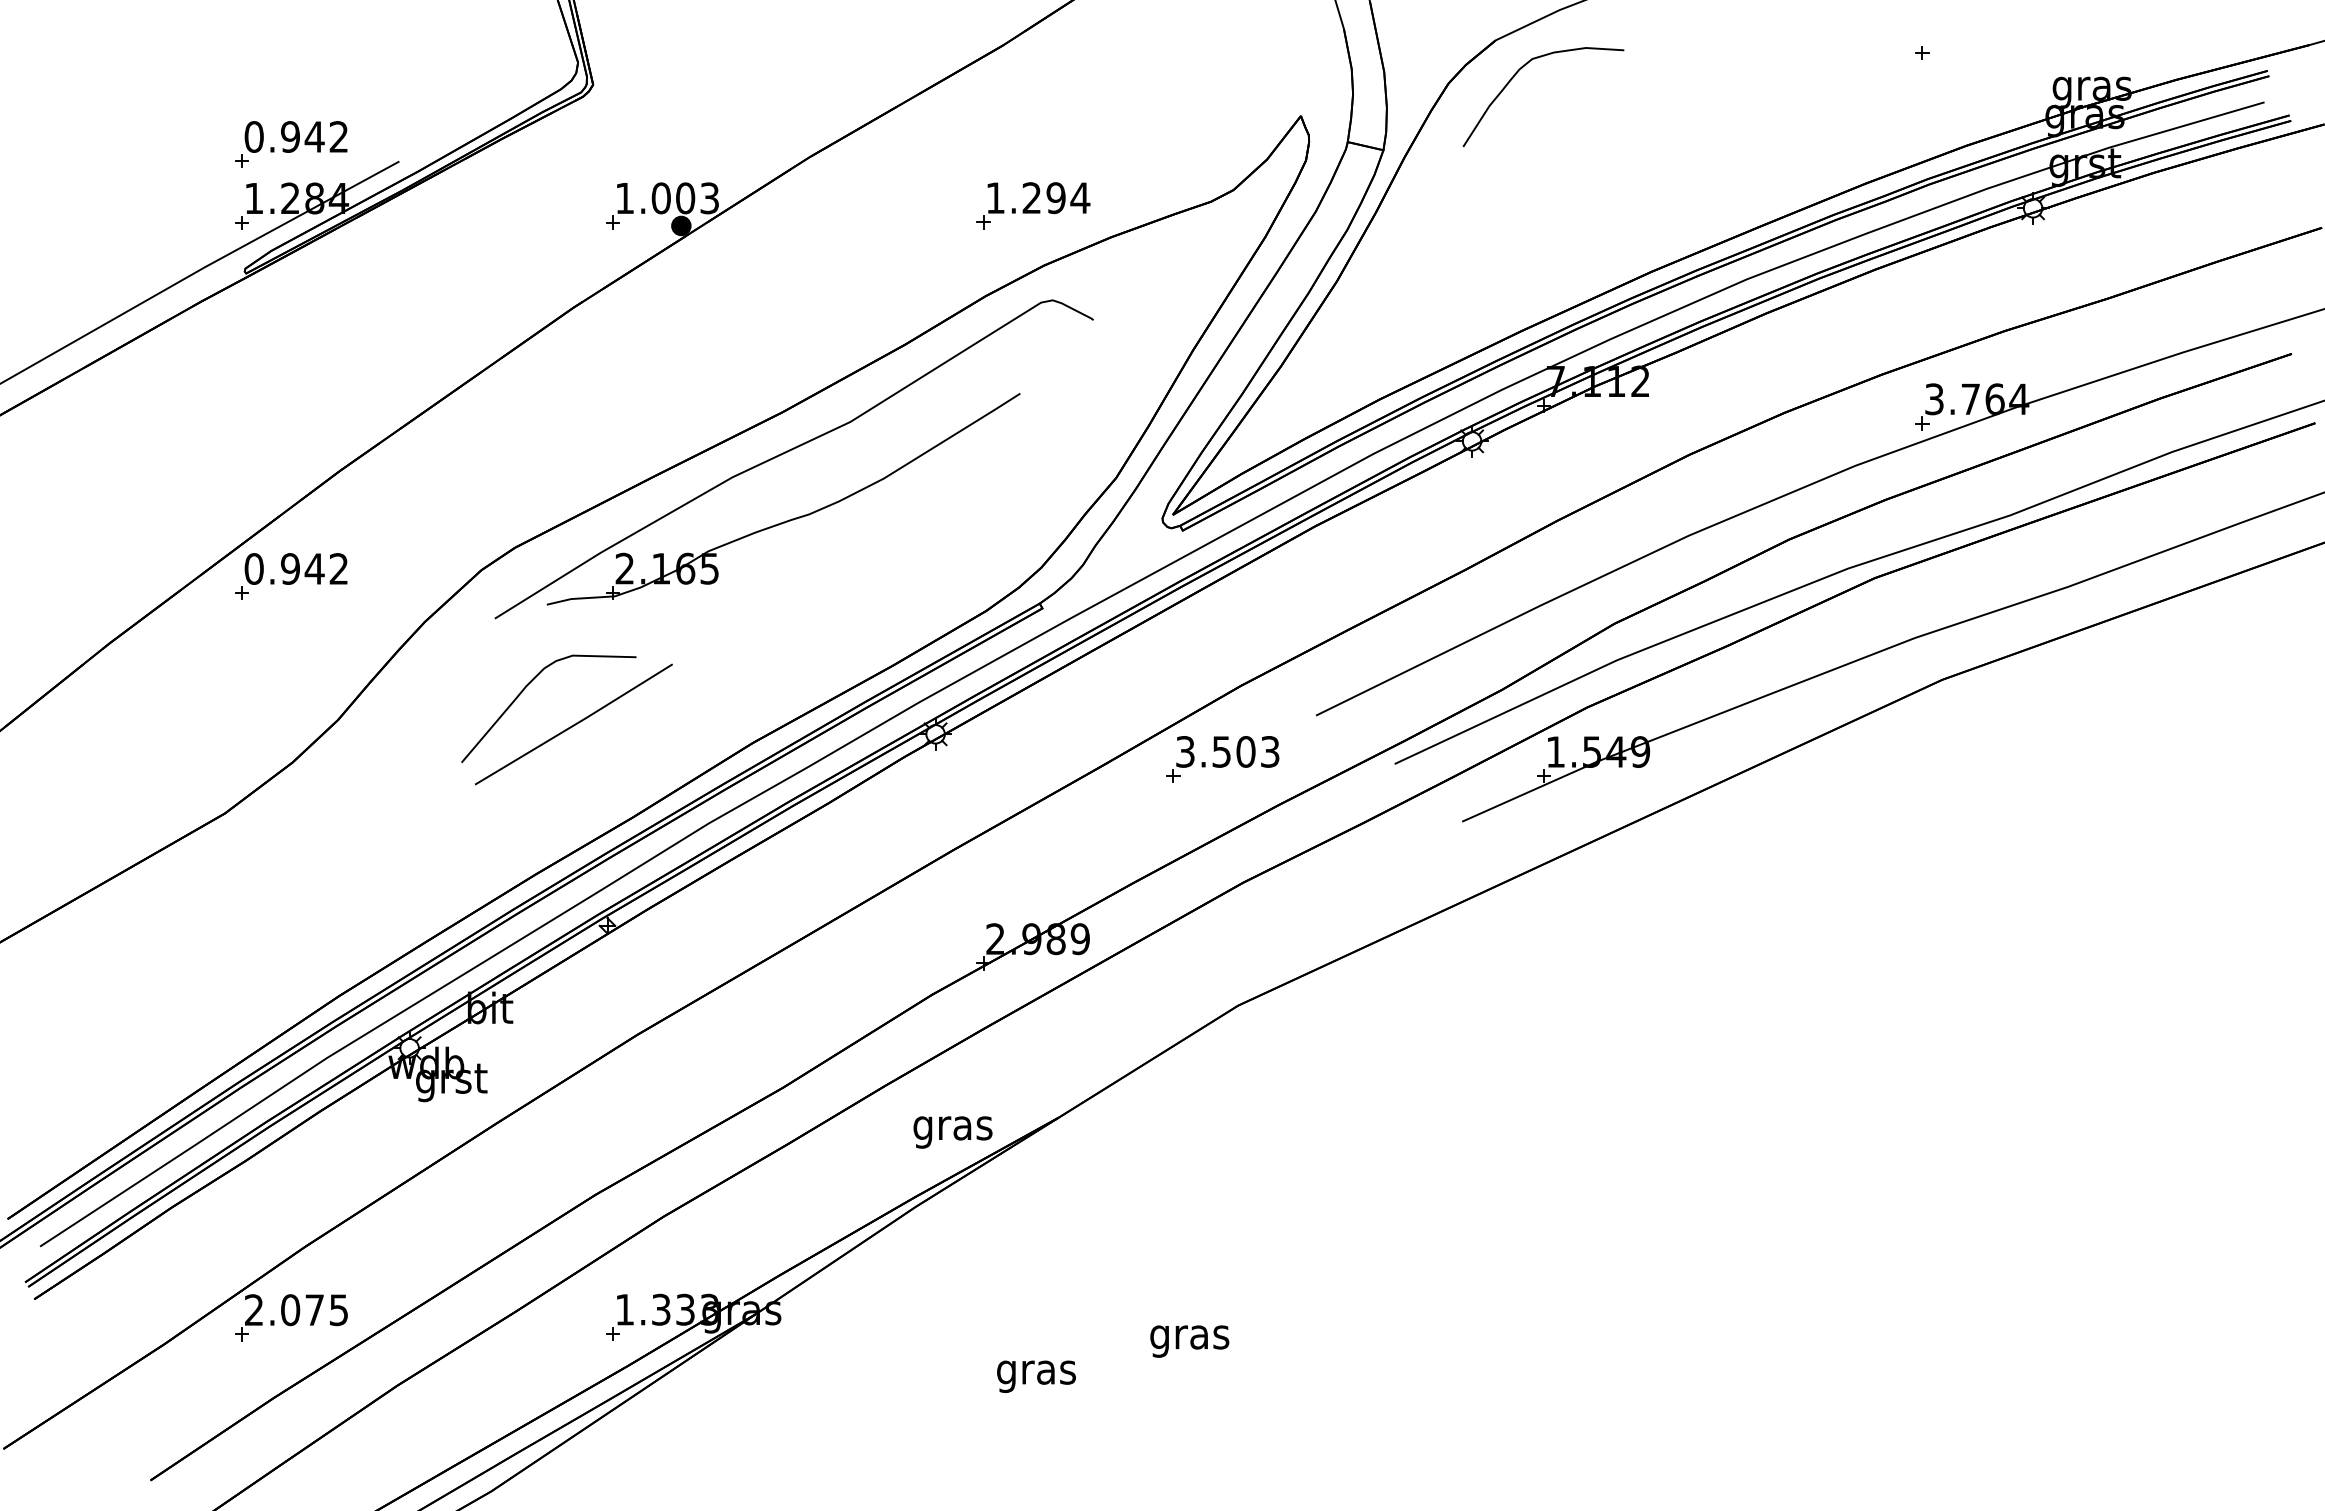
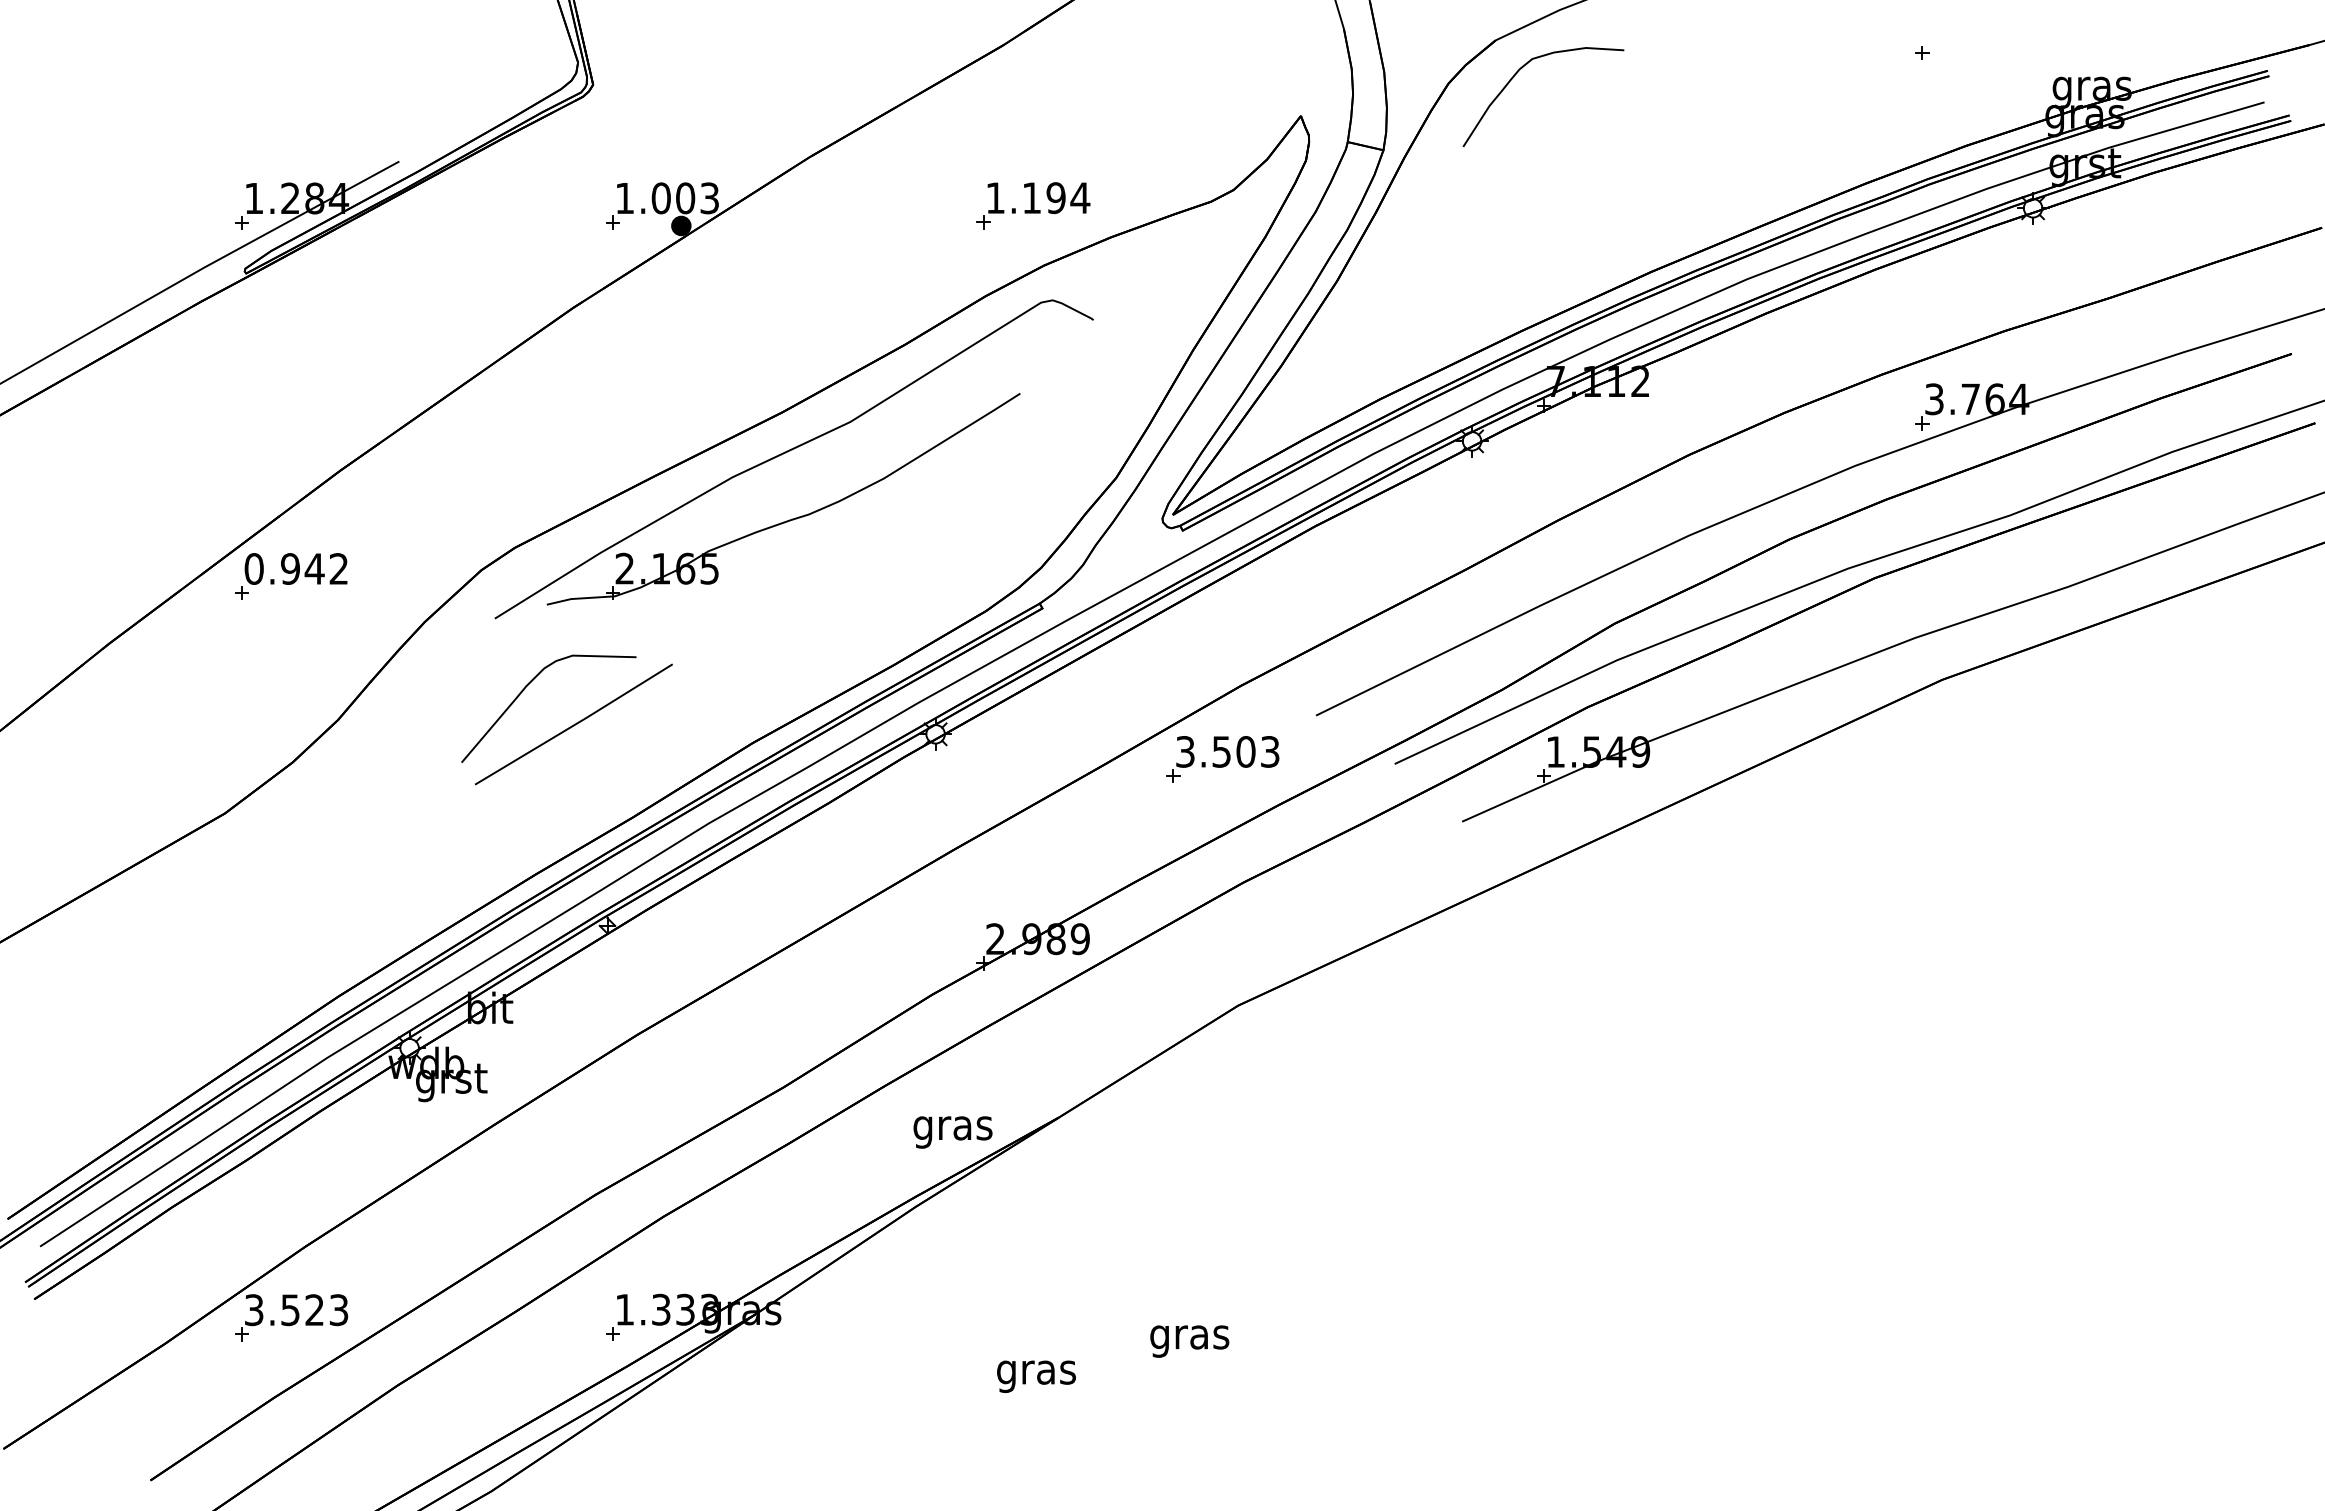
part: present -> none (291, 144)
text: 1.294 -> 1.194 (1031, 197)
text: 2.075 -> 3.523 (296, 1310)
